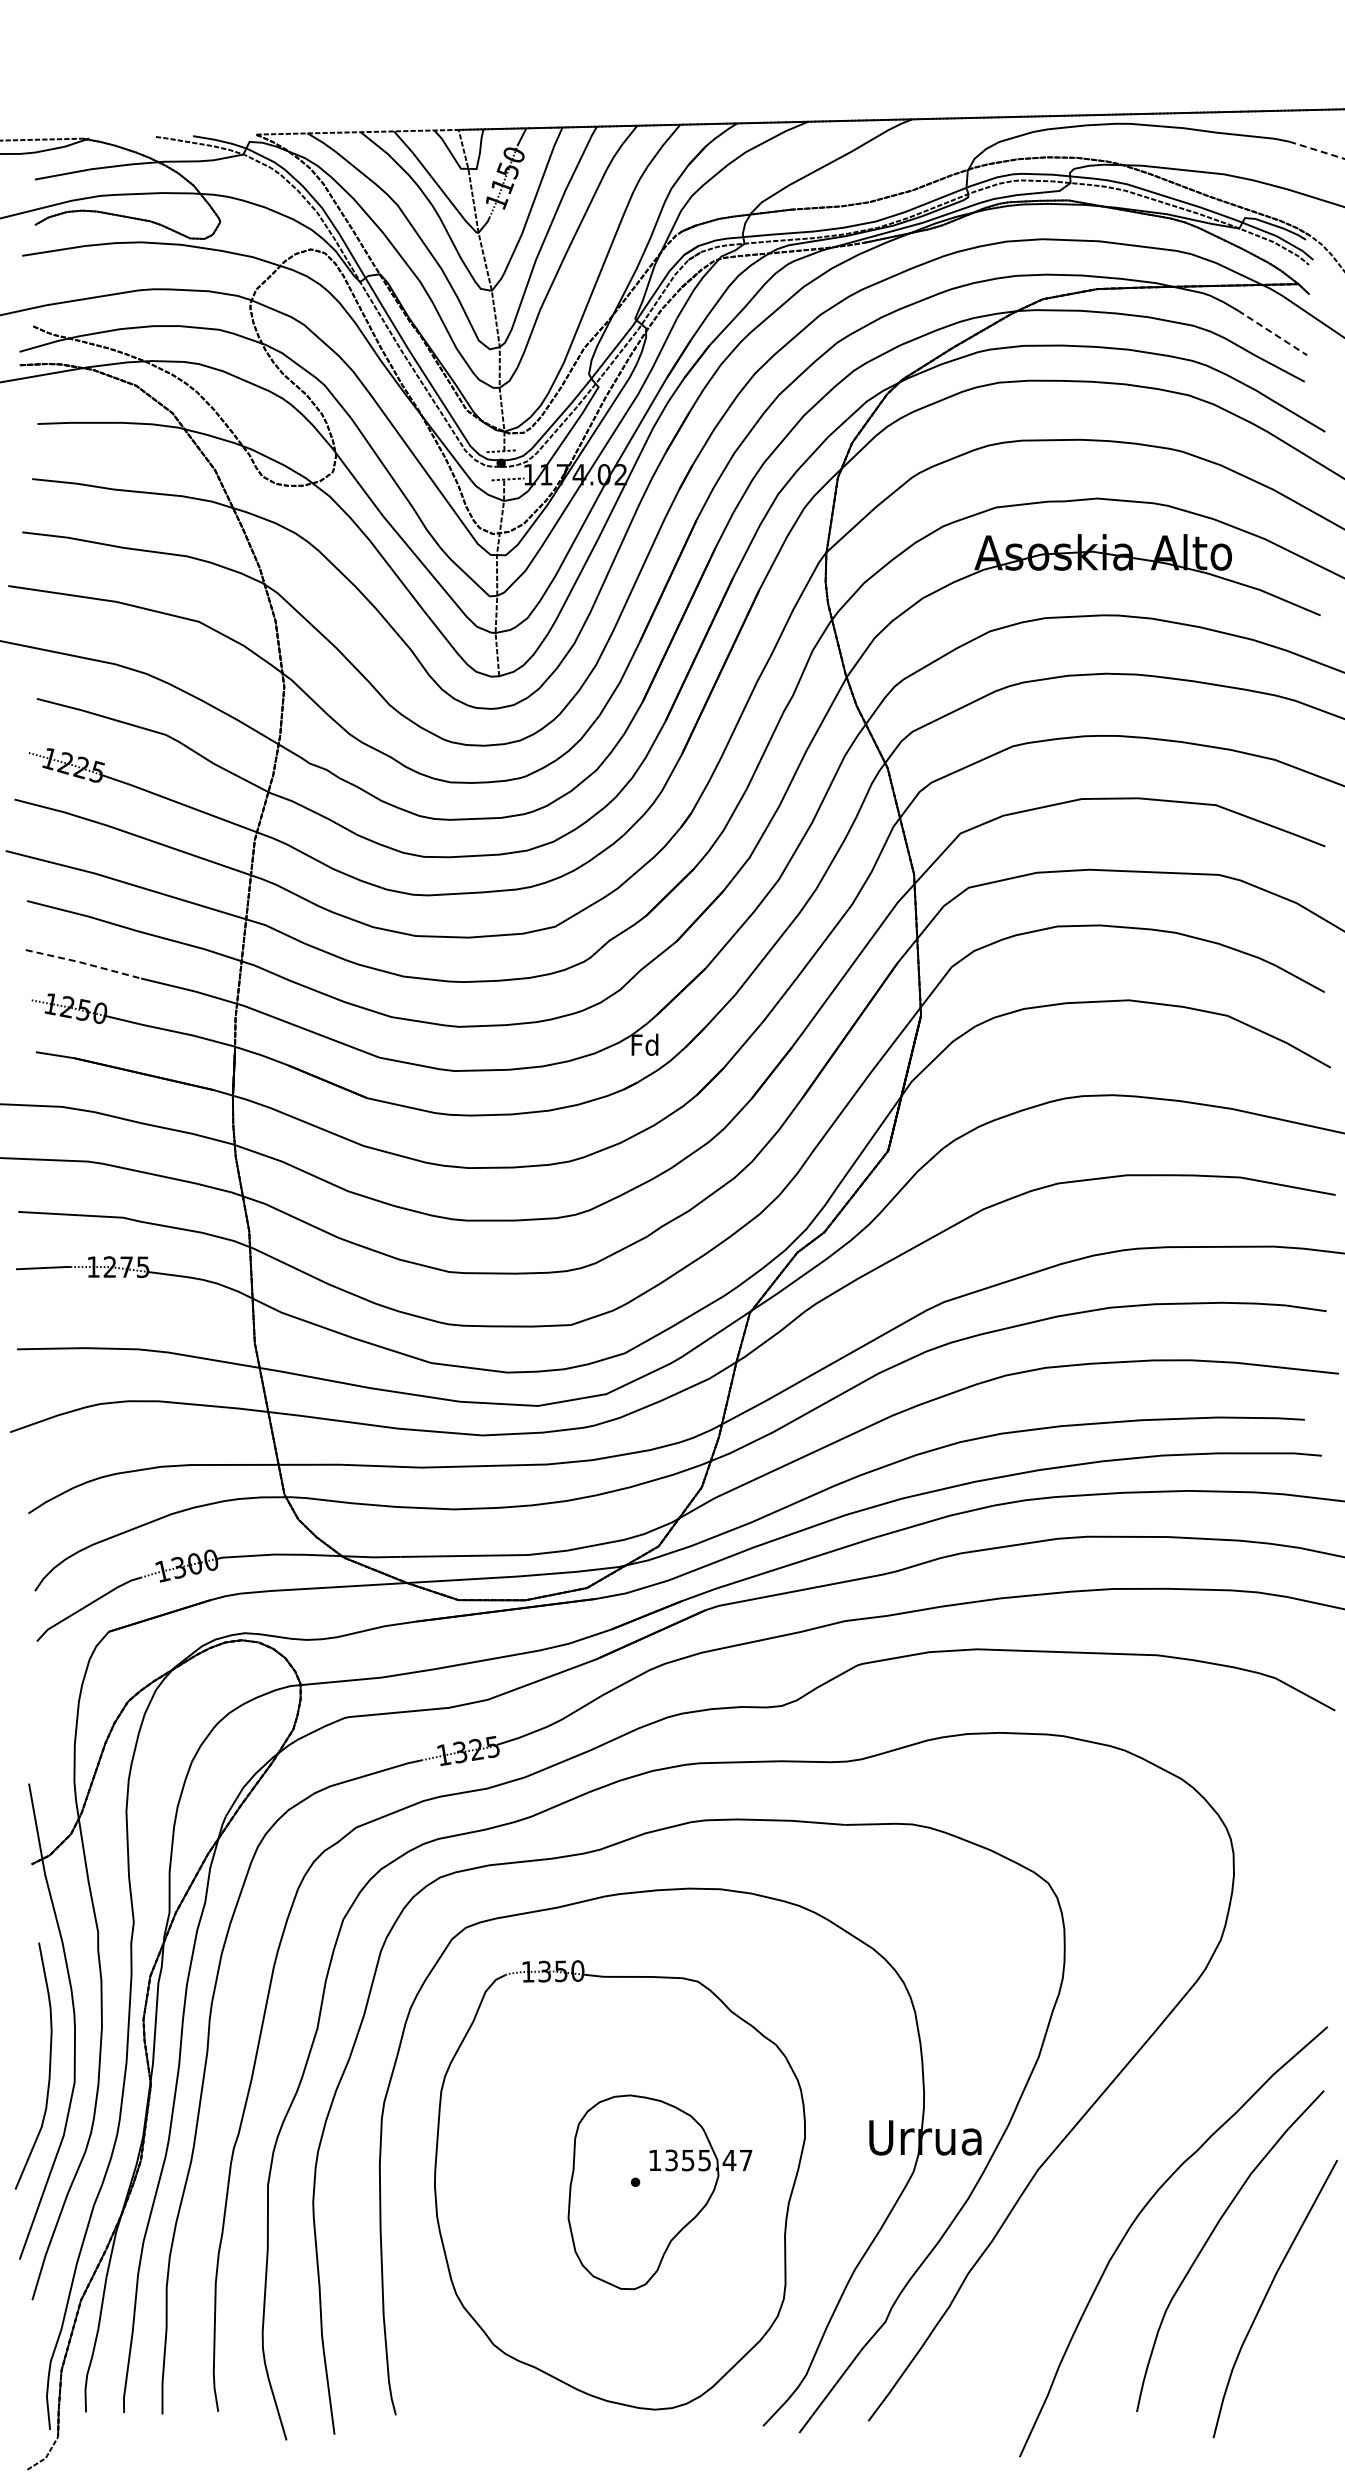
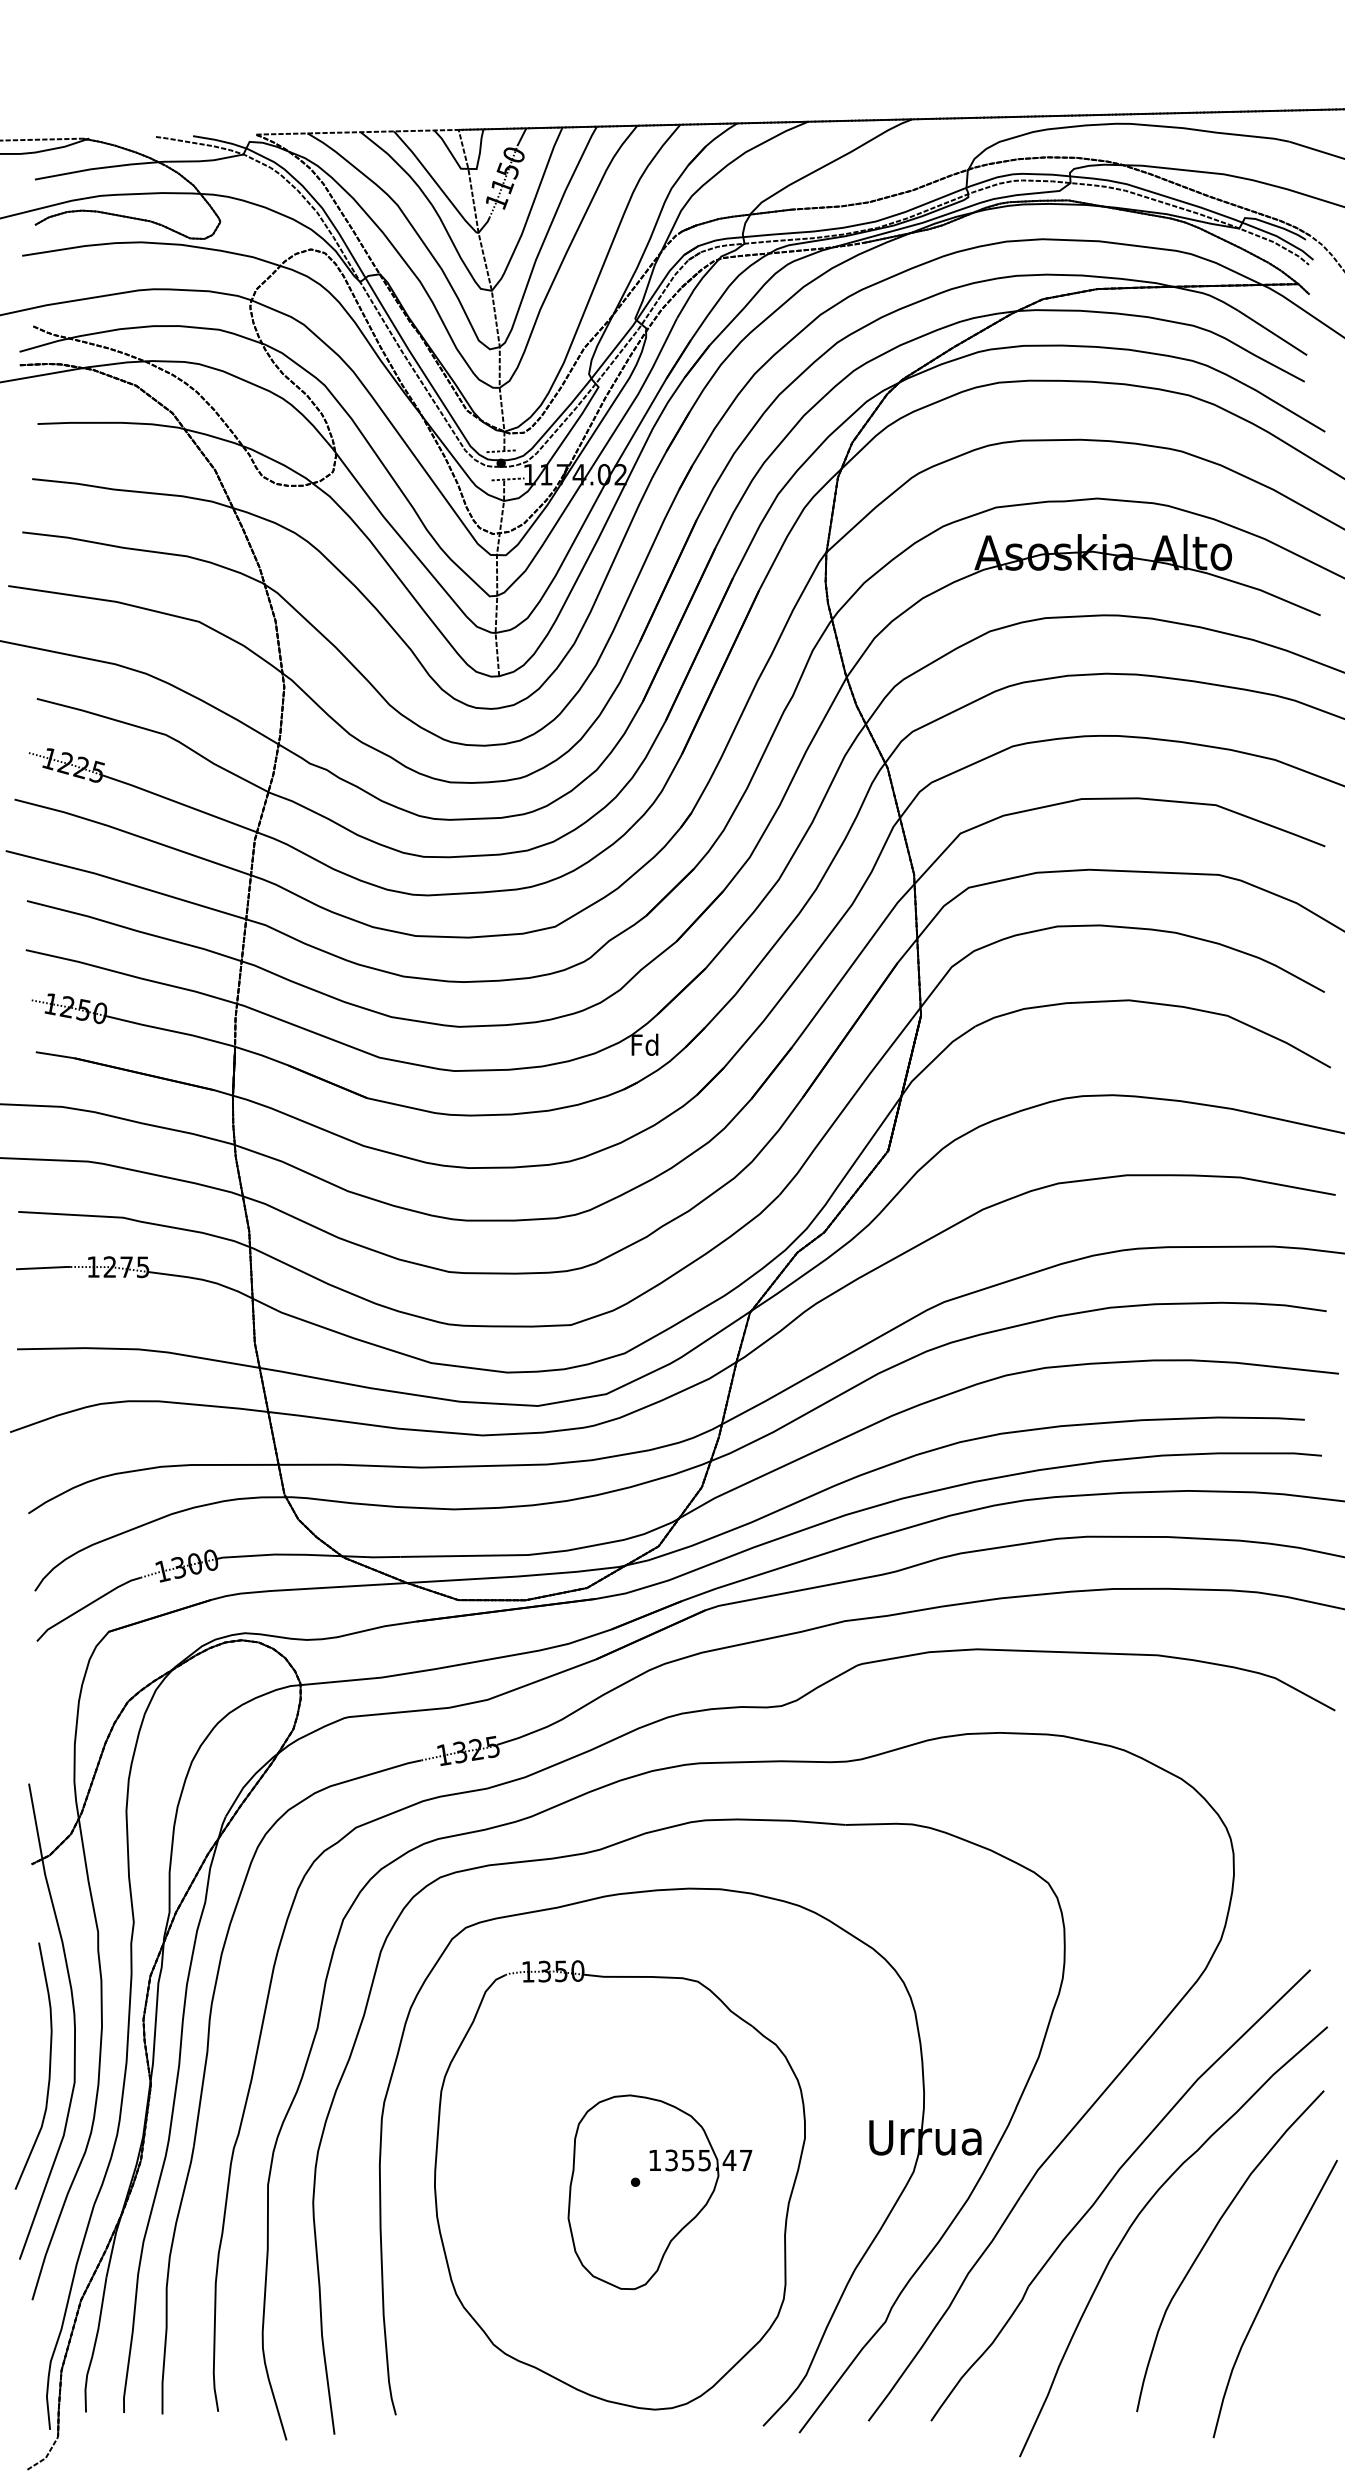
line: dashed -> solid (1316, 150)
line: dashed -> solid (1272, 333)
line: dashed -> solid (83, 963)
part: none -> present (1107, 2187)
